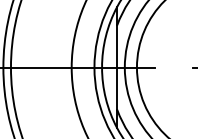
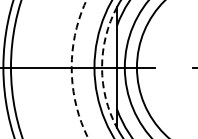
arc: solid -> dashed (102, 67)
circle: solid -> dashed (79, 69)
